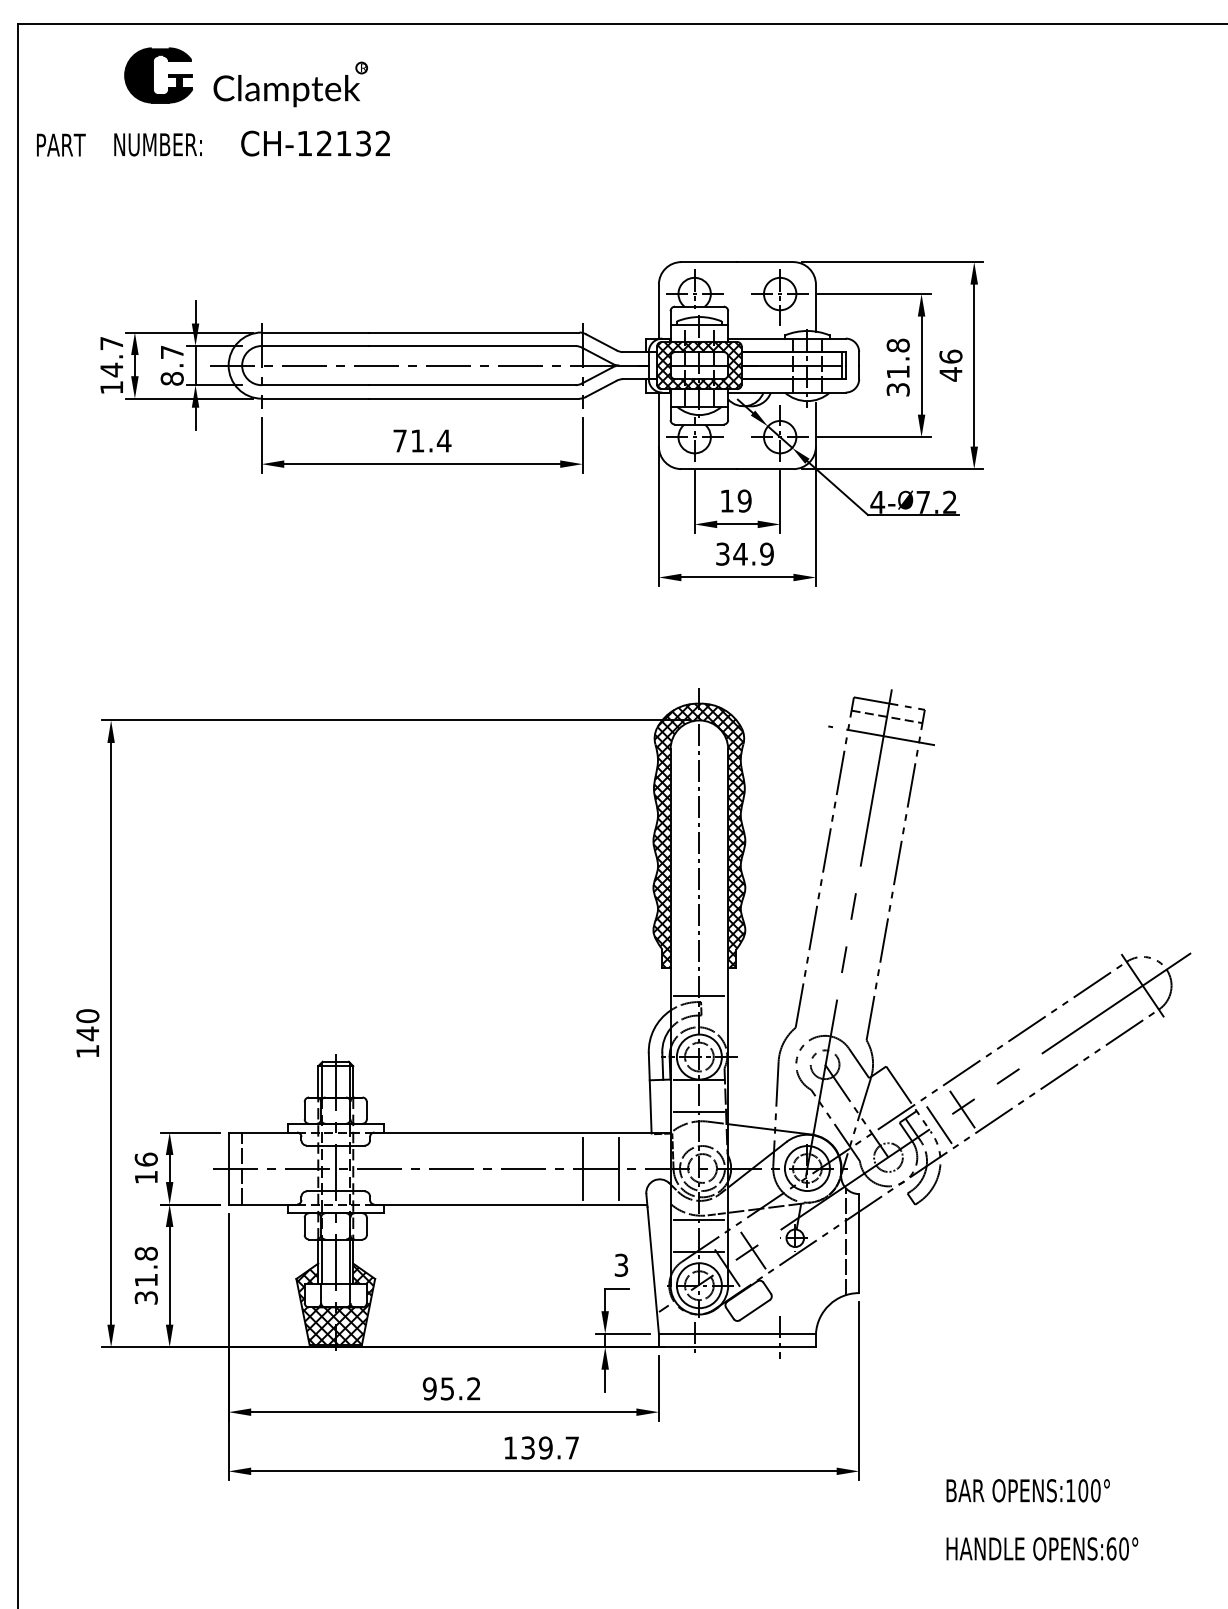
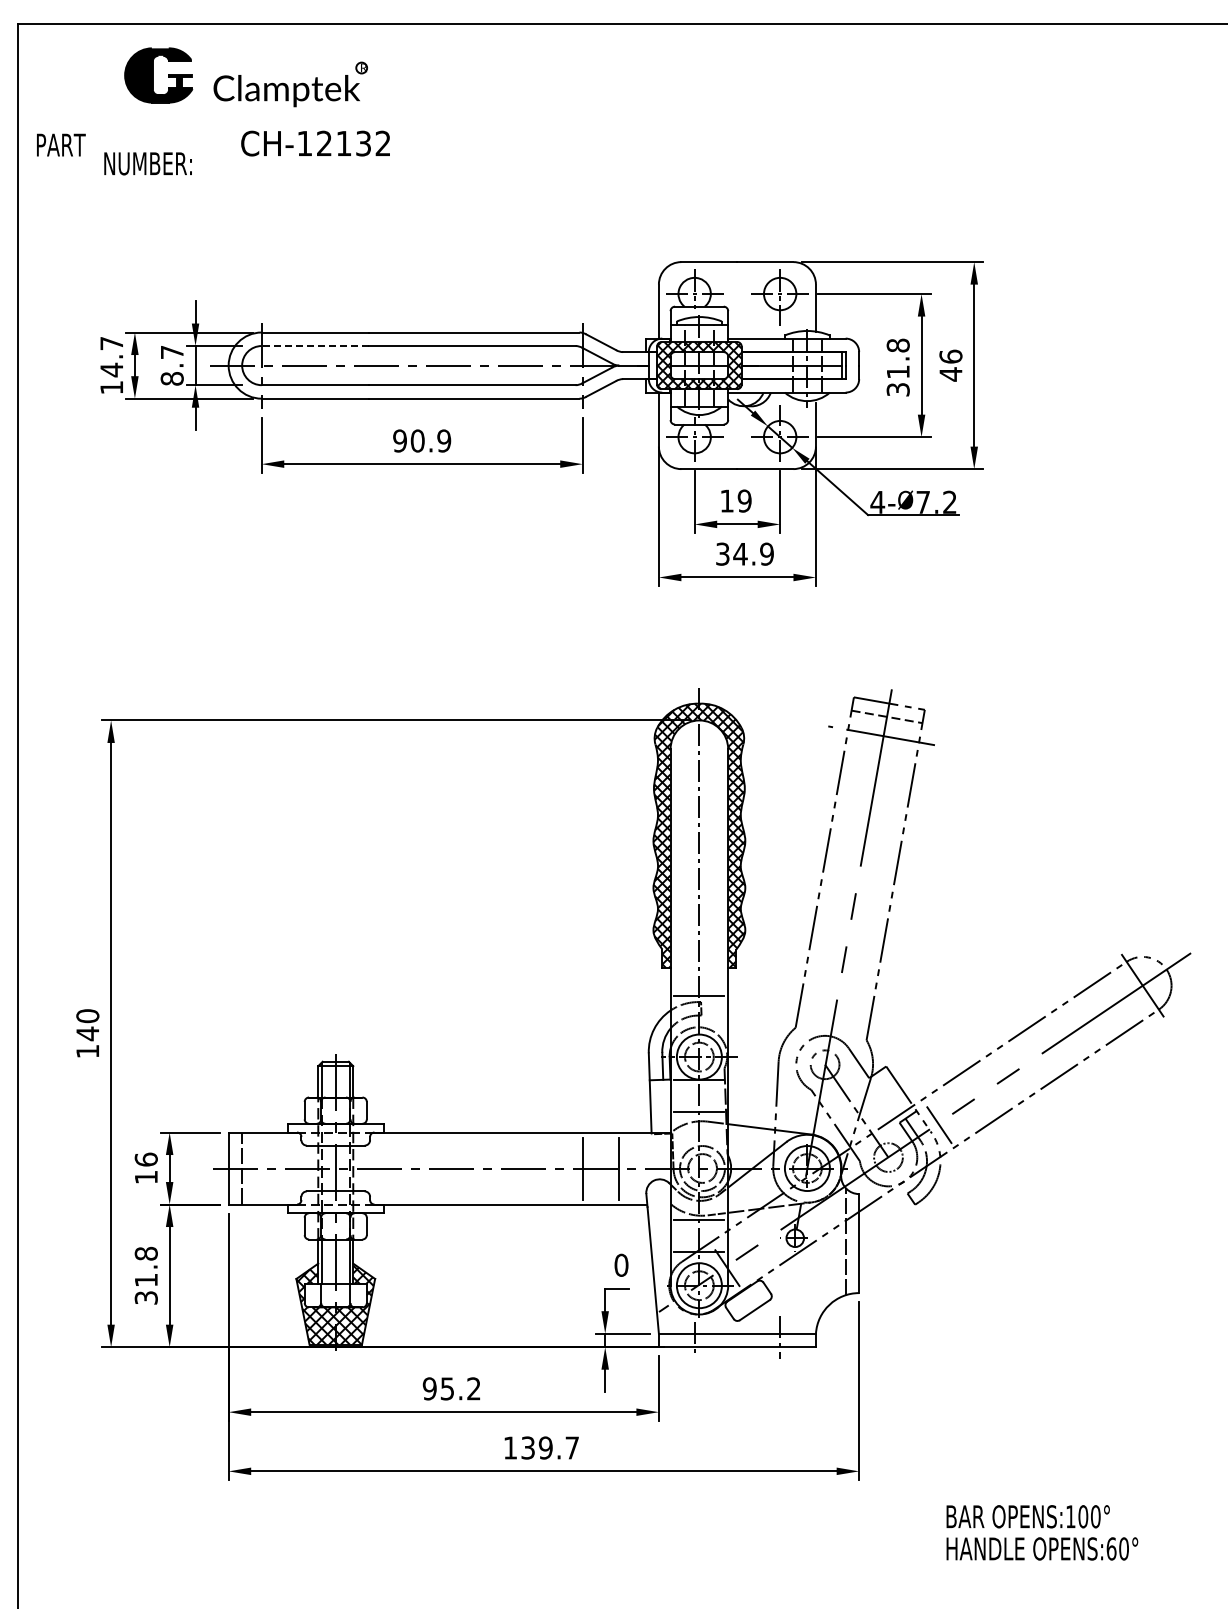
text position: (157, 144) -> (147, 163) (147, 163)
line: solid -> dashed (315, 346)
text: 71.4 -> 90.9 (422, 440)
line: present -> none (961, 1107)
line: present -> none (751, 1248)
text: 3 -> 0 (621, 1264)
text position: (1027, 1490) -> (1027, 1516) (1027, 1516)
